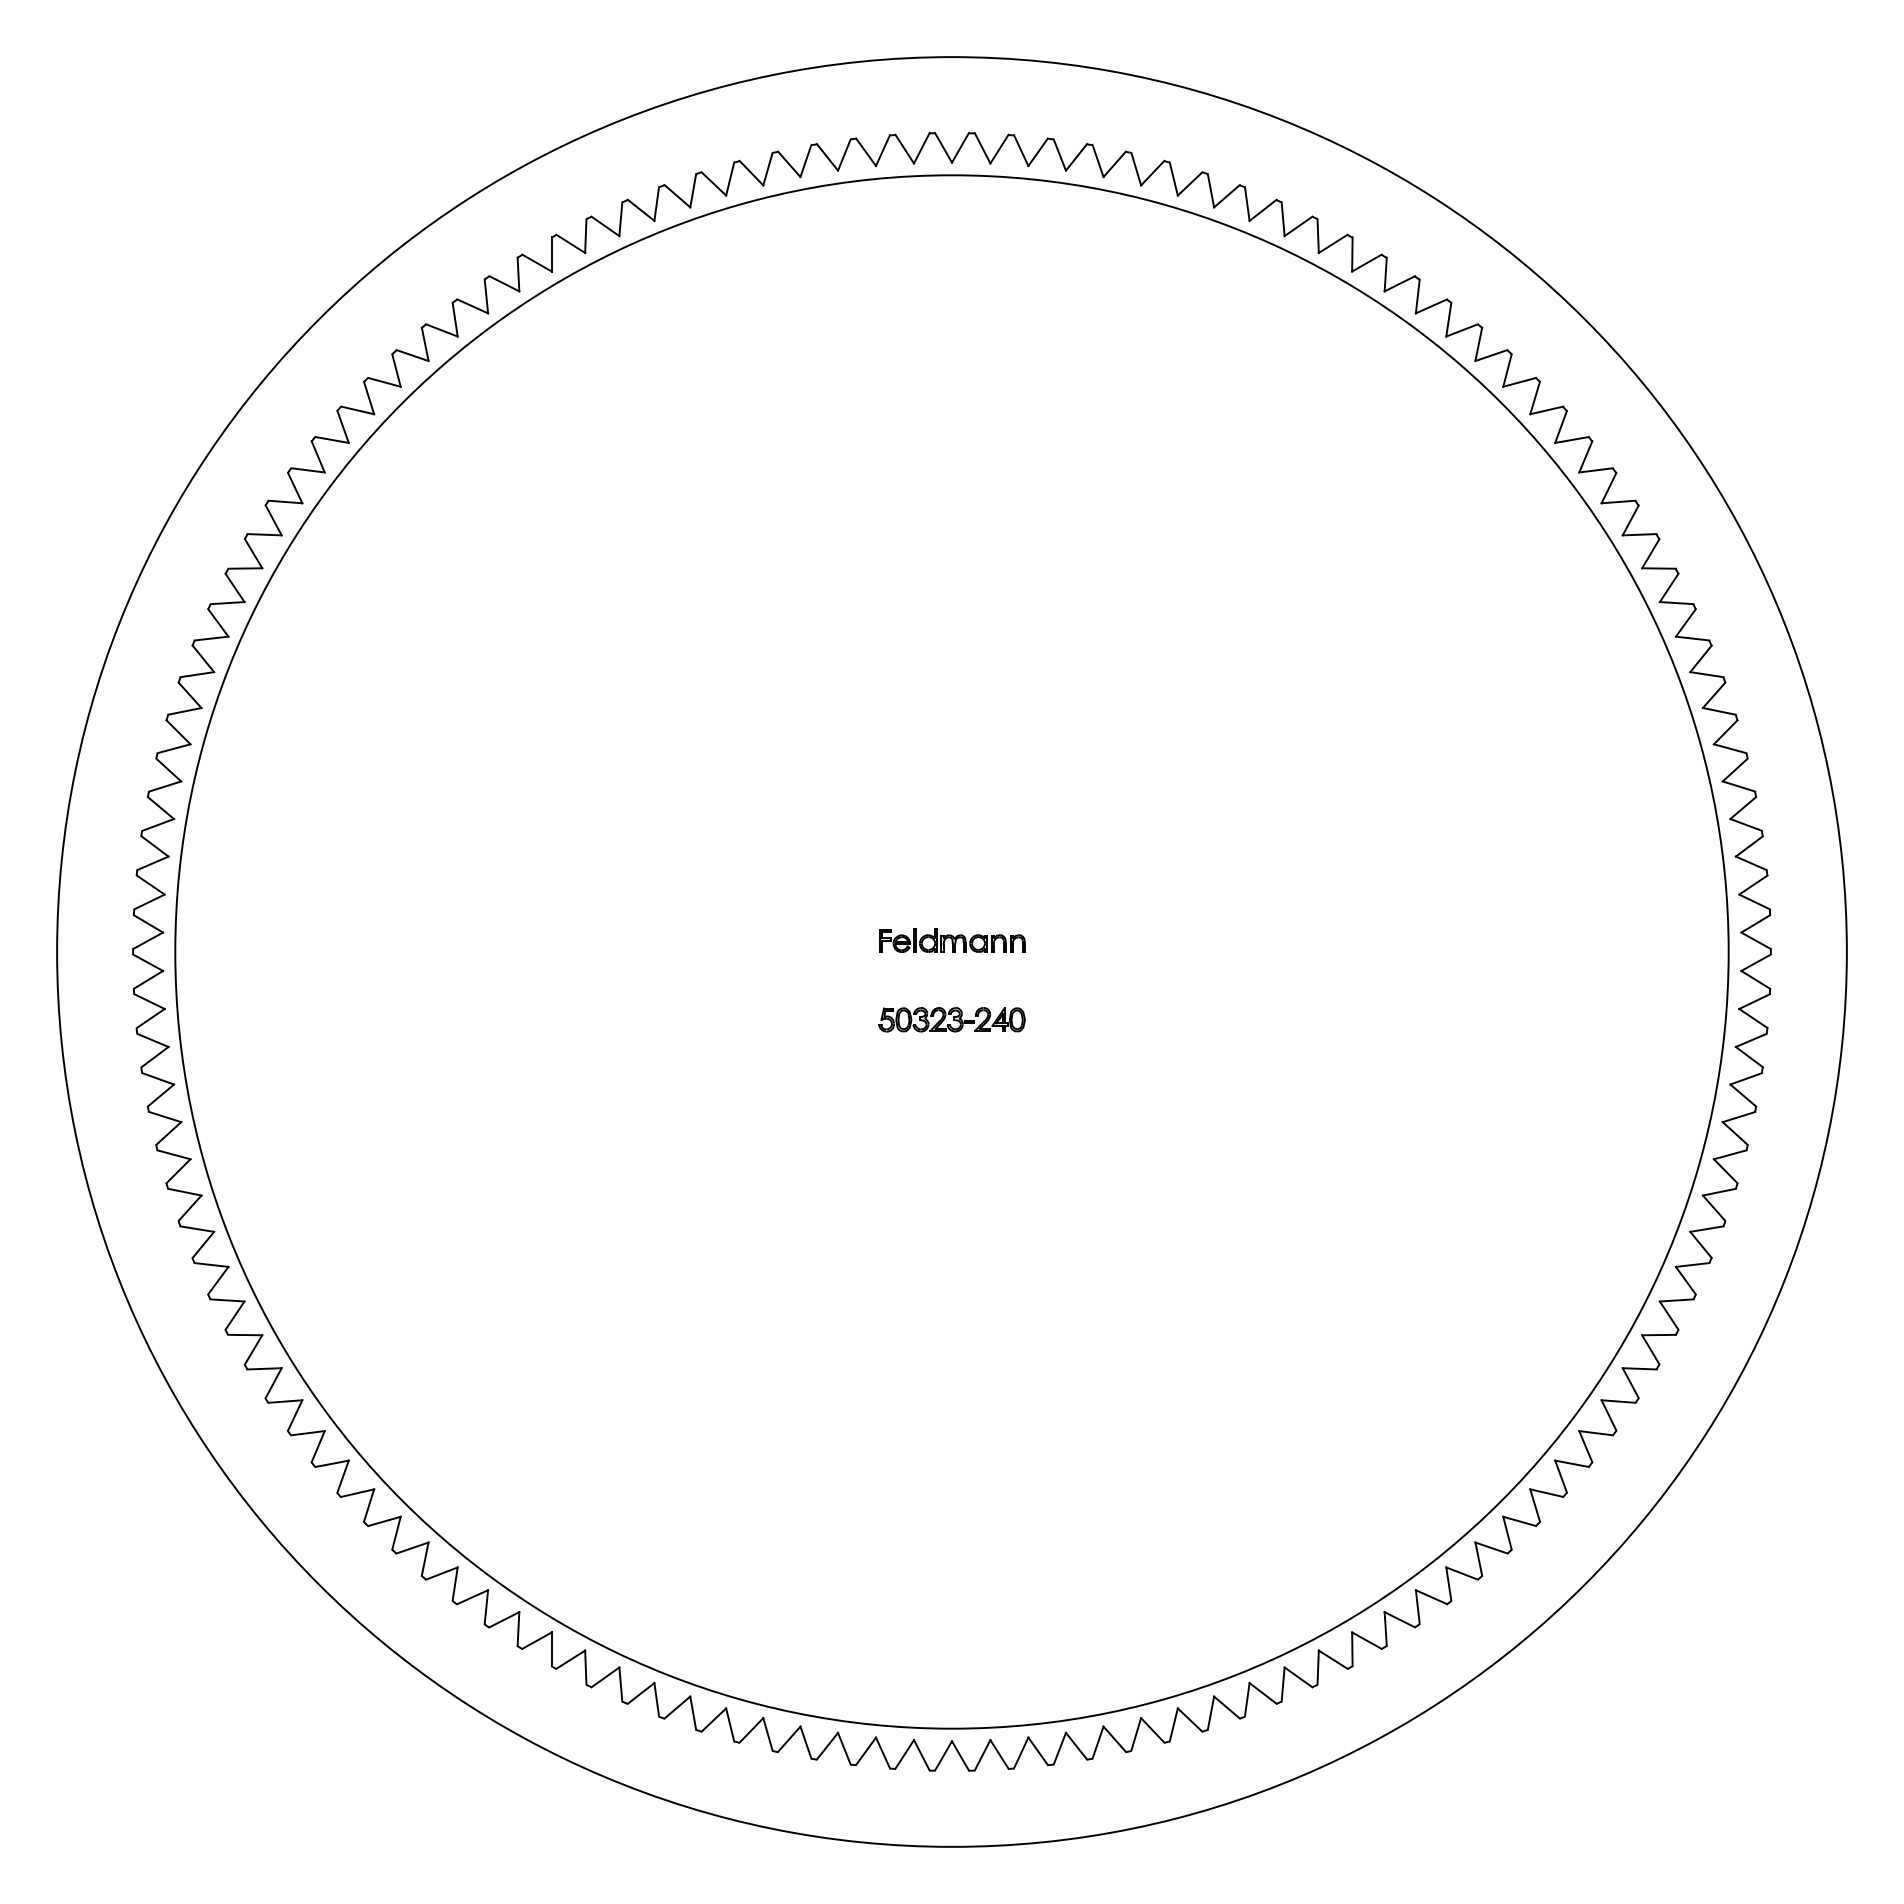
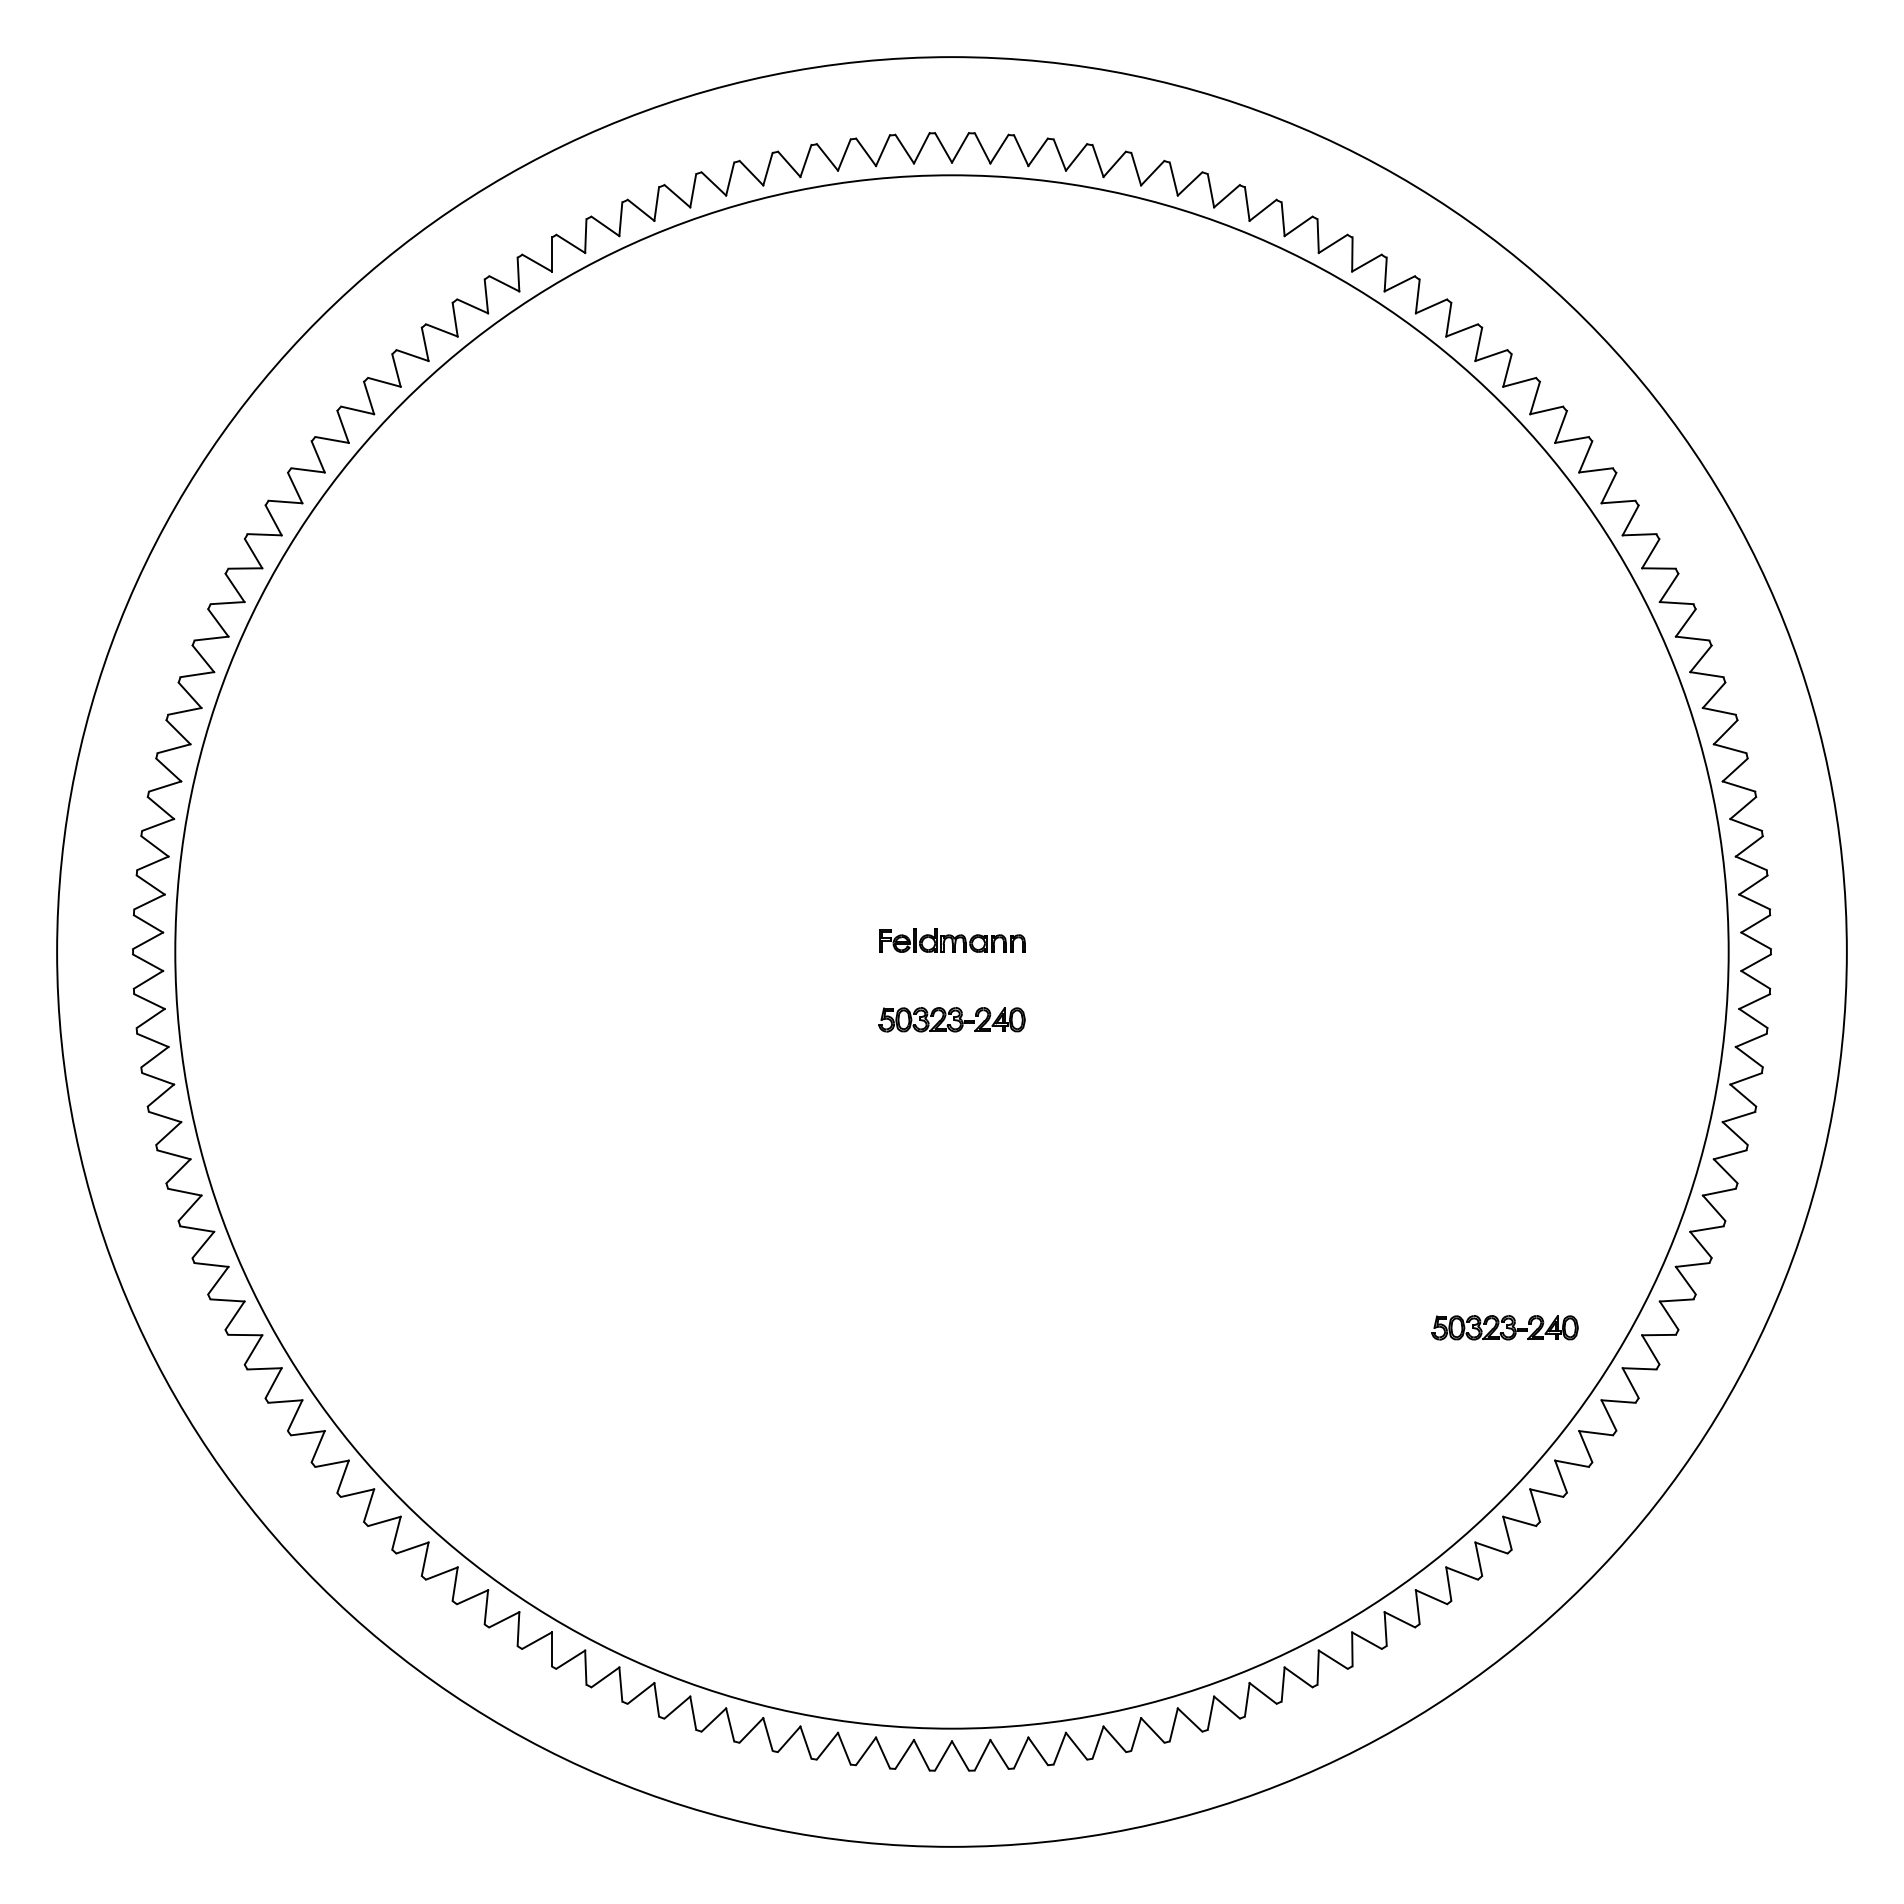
part: none -> present (1504, 1327)
